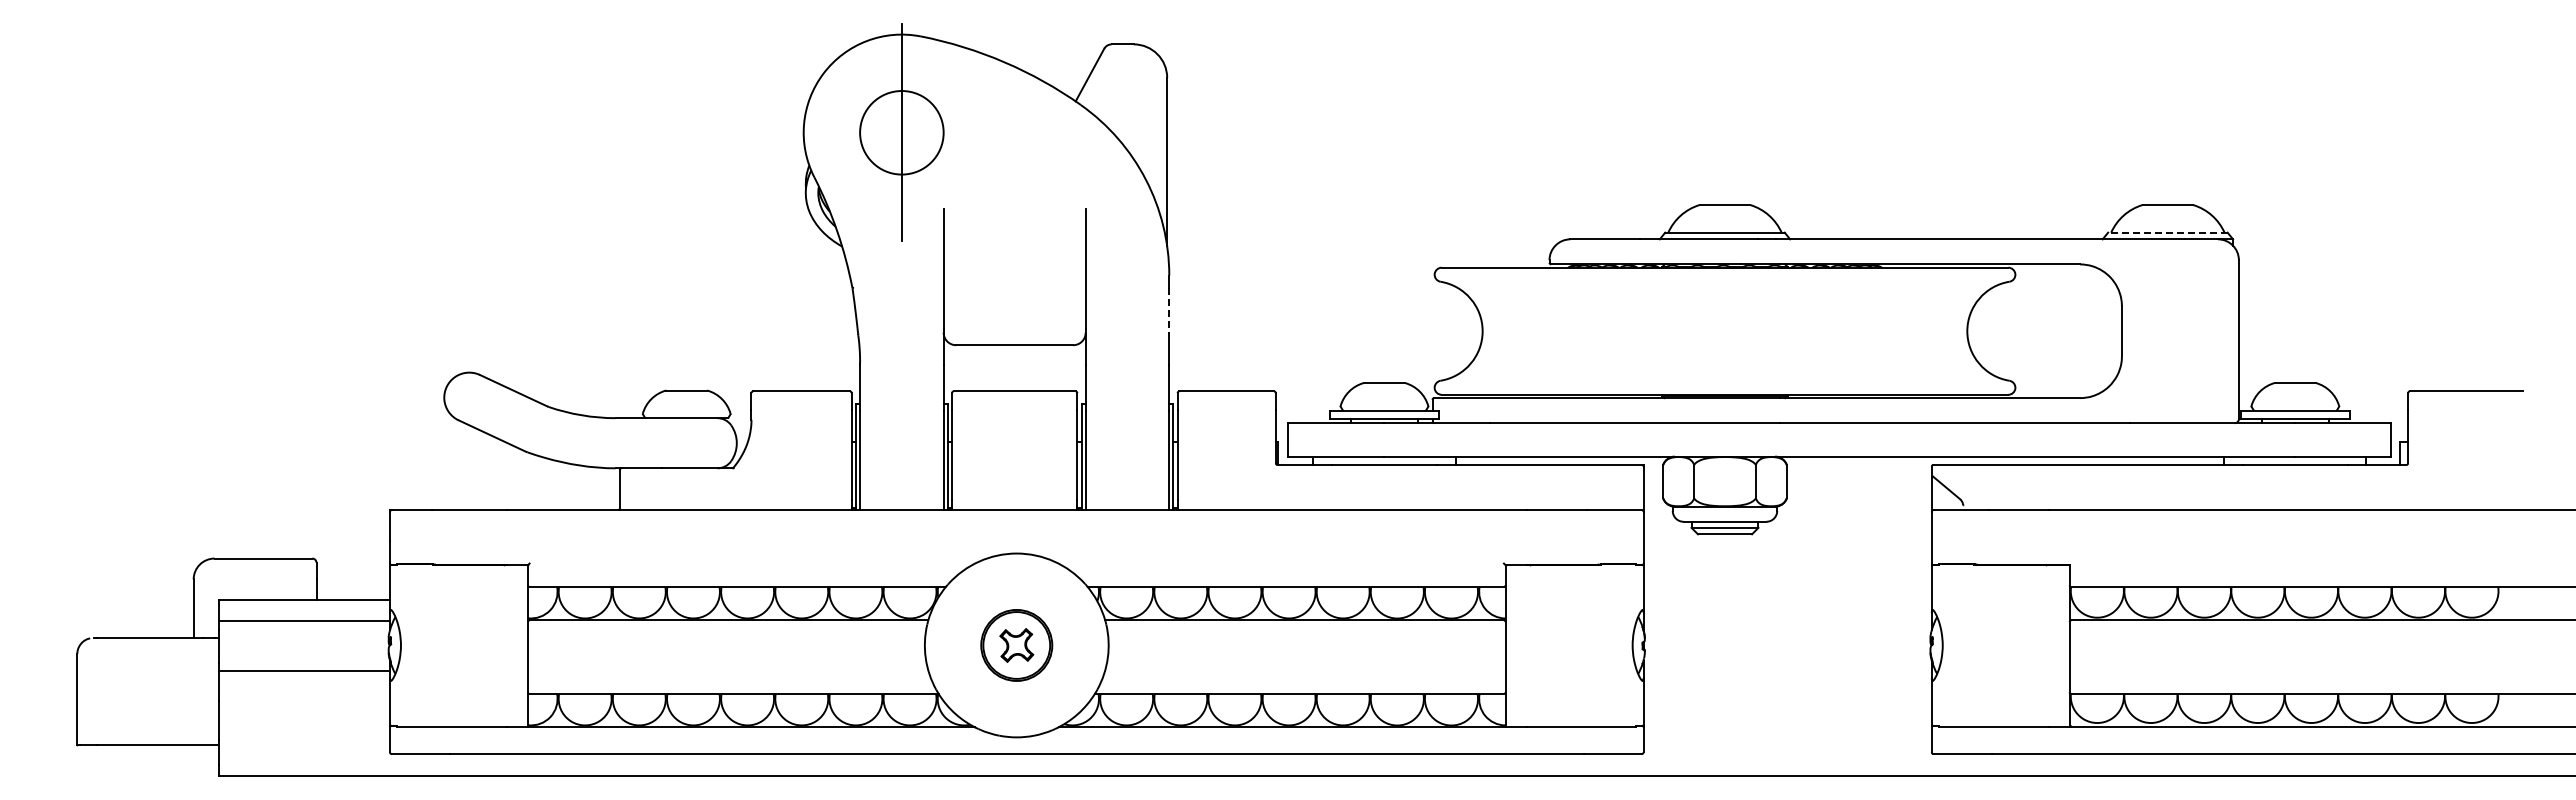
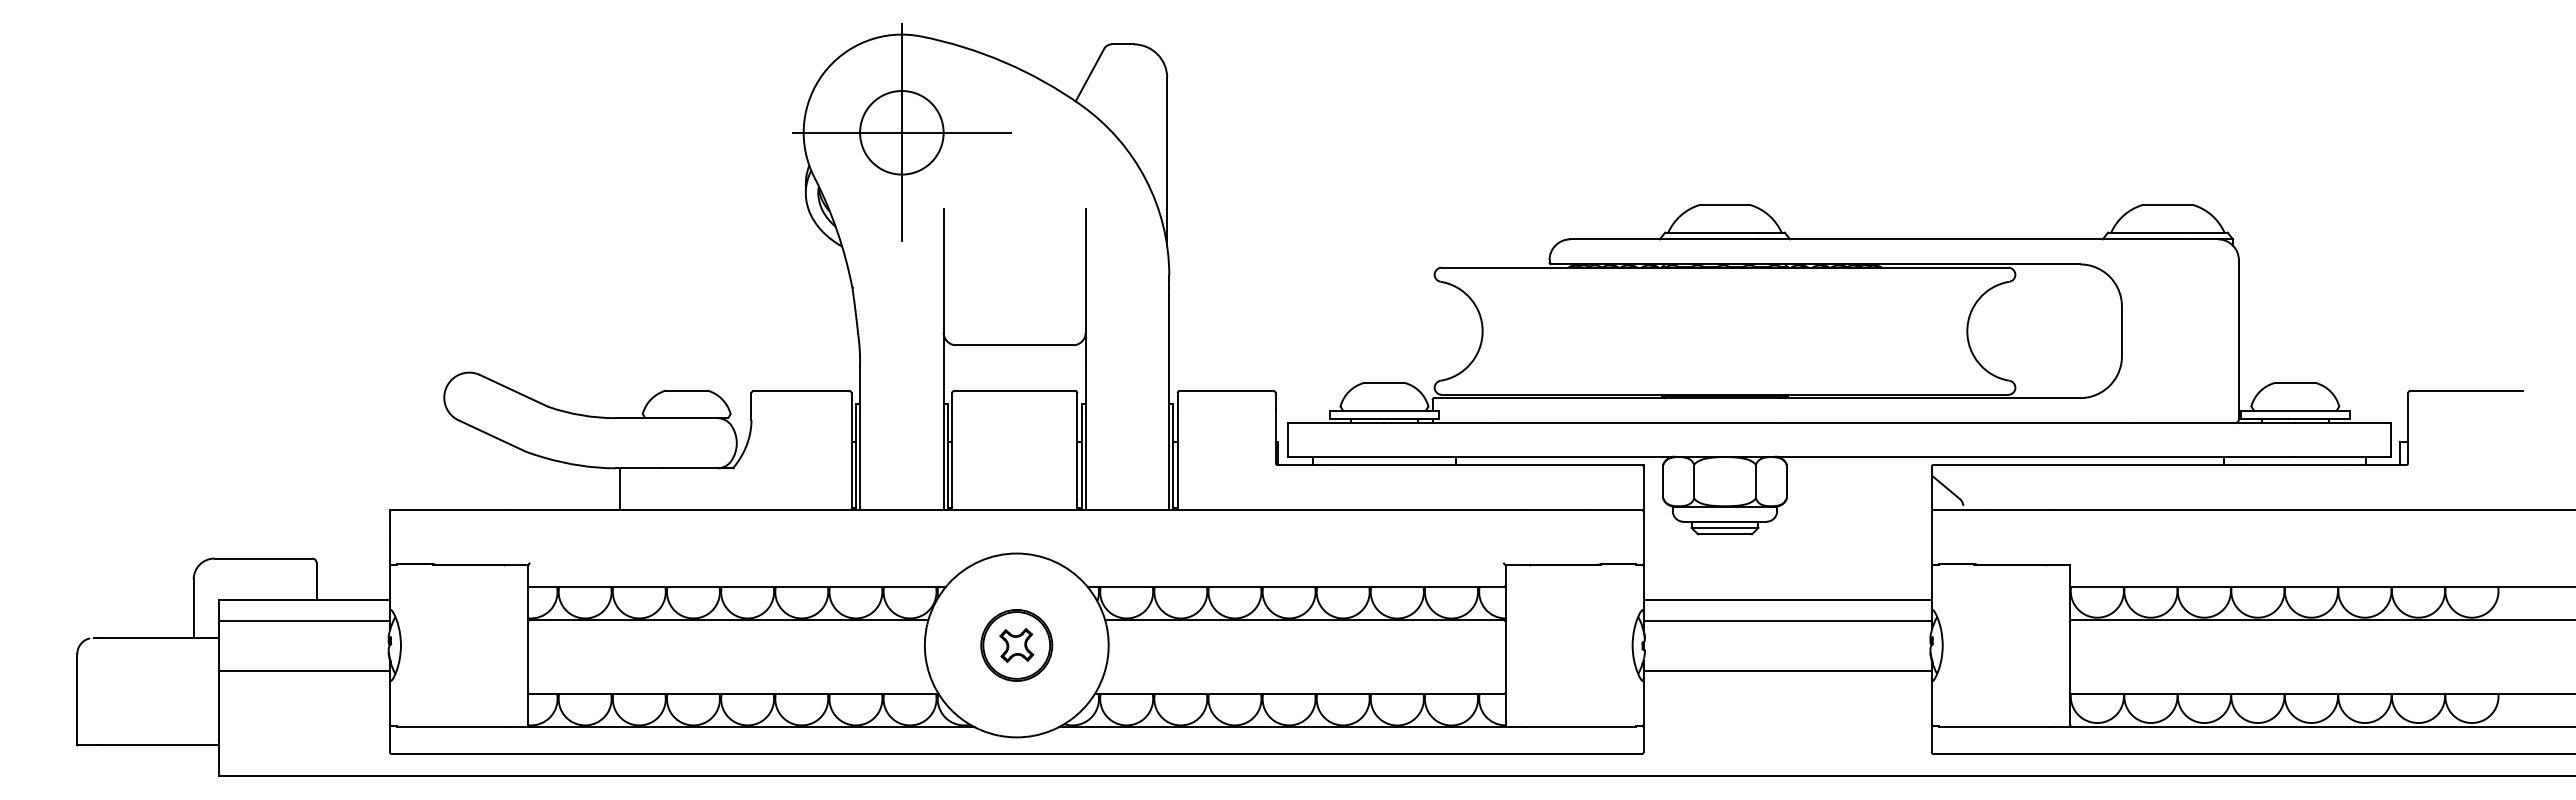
line: none -> present (901, 132)
line: dashed -> solid (2167, 232)
line: dashed -> solid (1169, 311)
line: none -> present (1787, 600)
line: none -> present (1787, 621)
line: none -> present (1787, 671)
